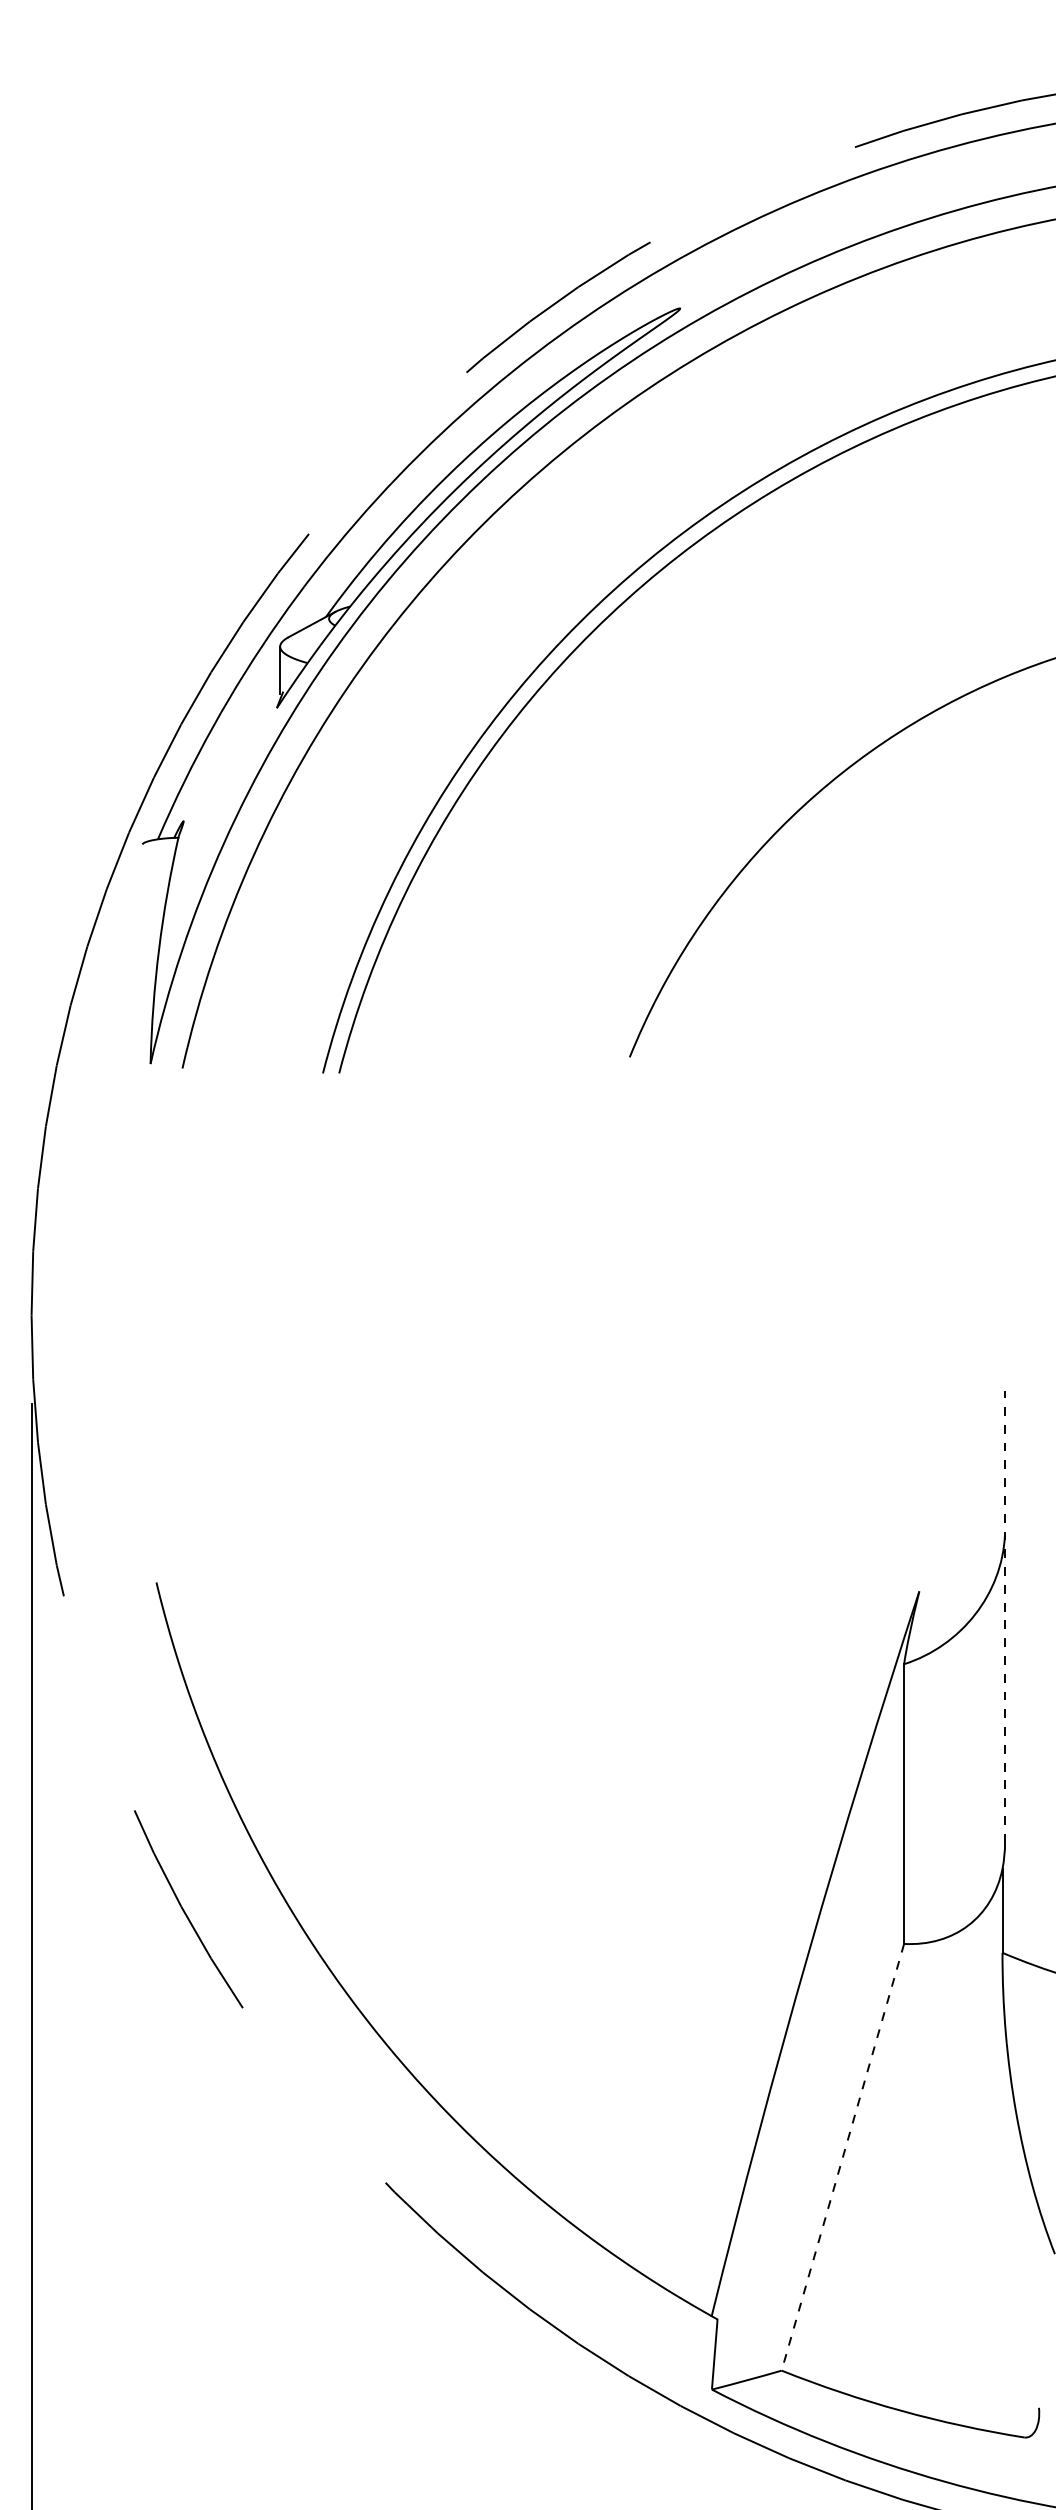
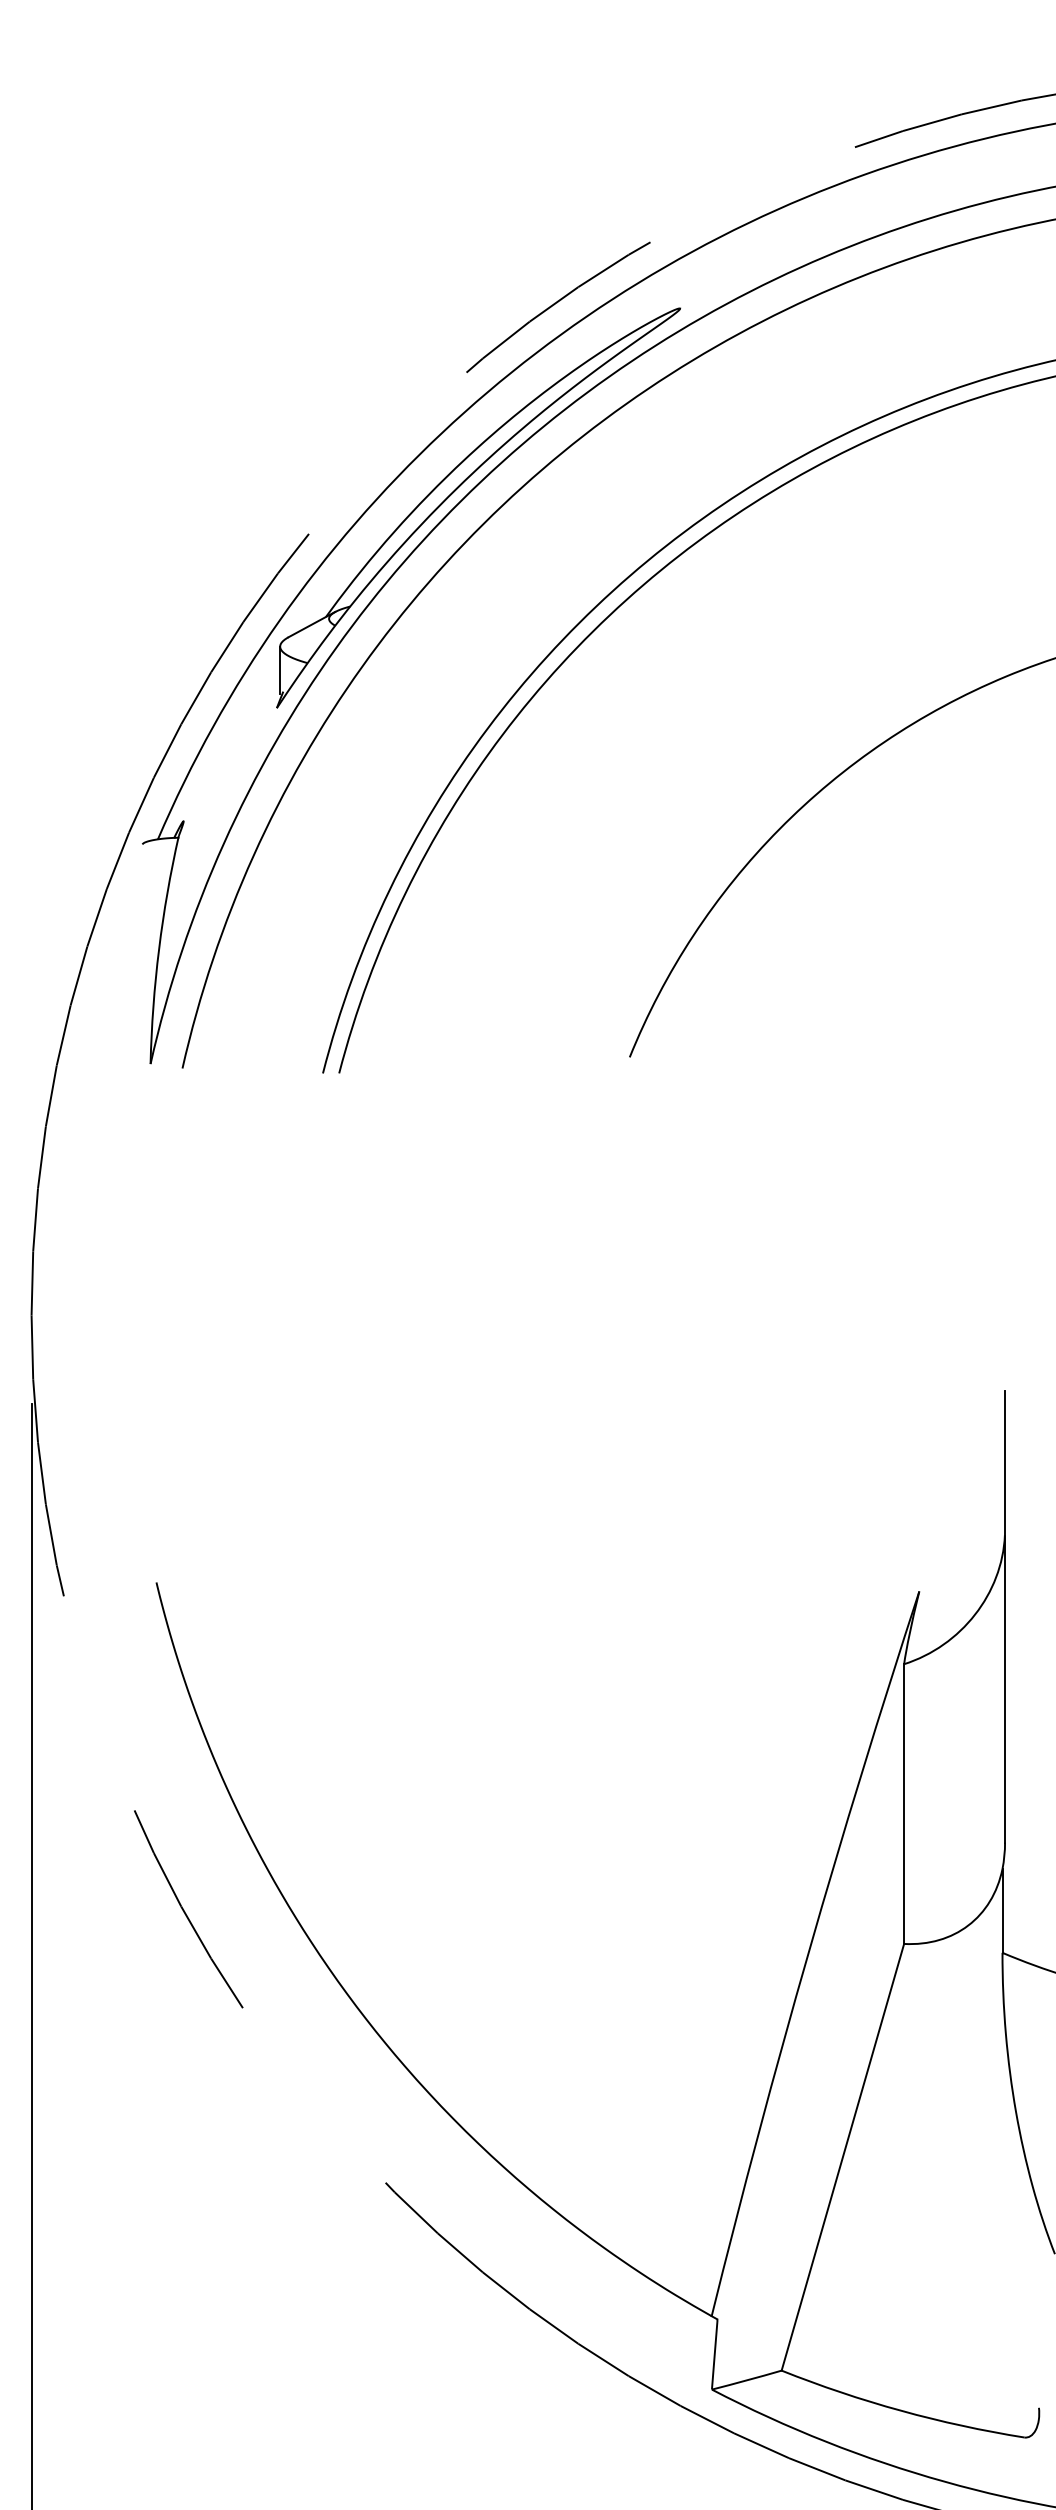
line: dashed -> solid (1005, 1616)
line: dashed -> solid (842, 2157)
